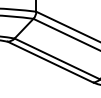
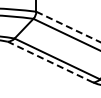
line: solid -> dashed (67, 26)
line: solid -> dashed (50, 61)
